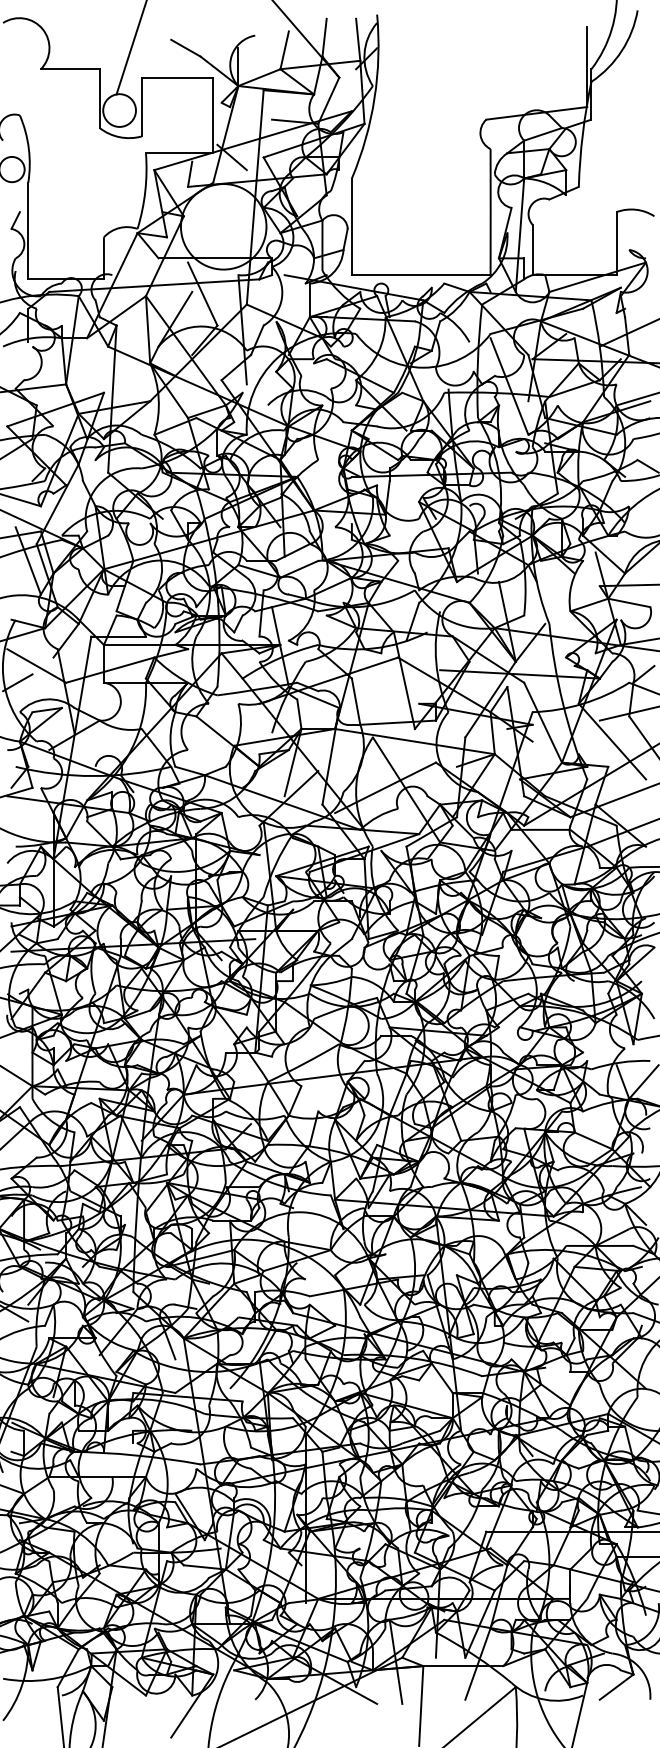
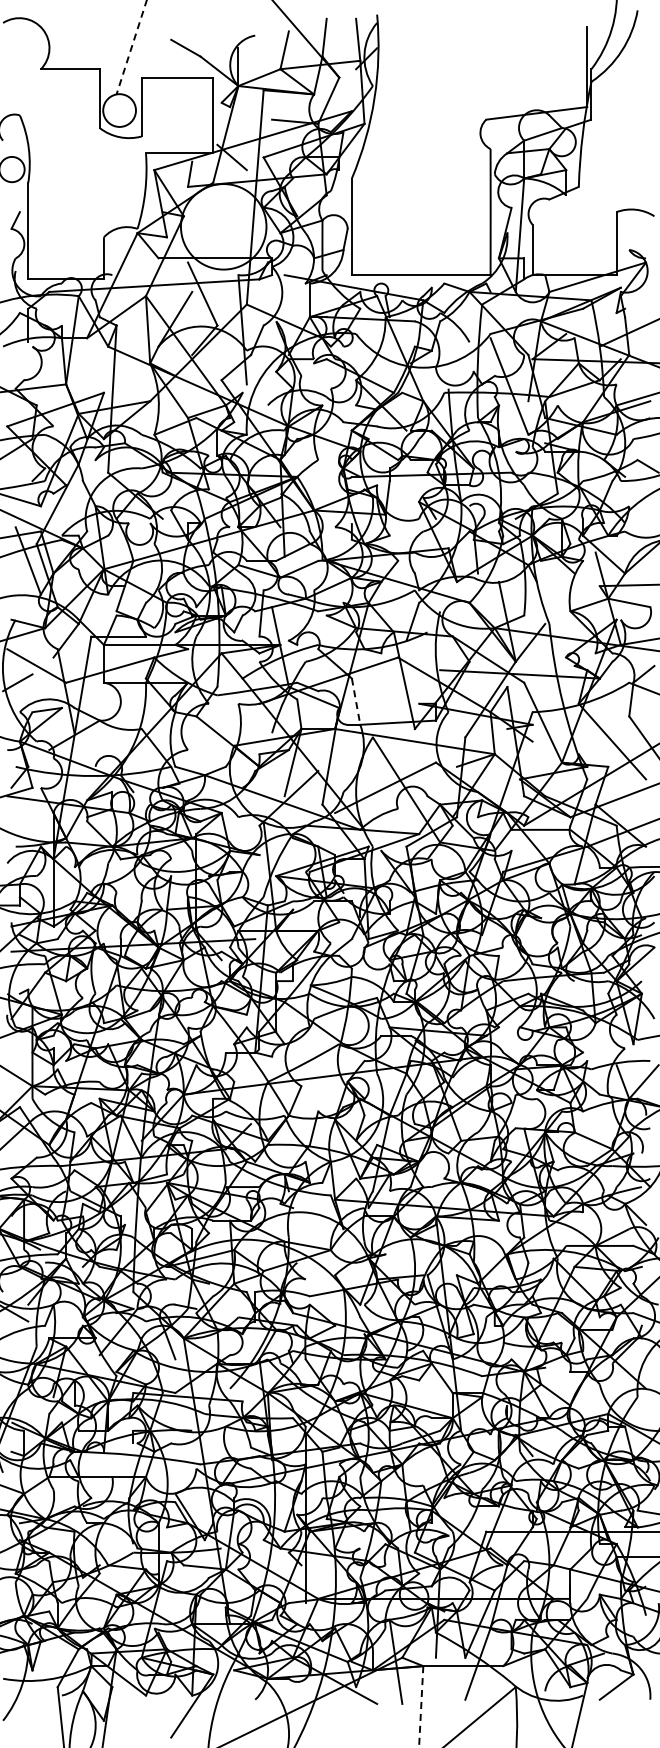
line: solid -> dashed (131, 47)
line: solid -> dashed (356, 702)
line: present -> none (627, 713)
line: solid -> dashed (421, 1706)
